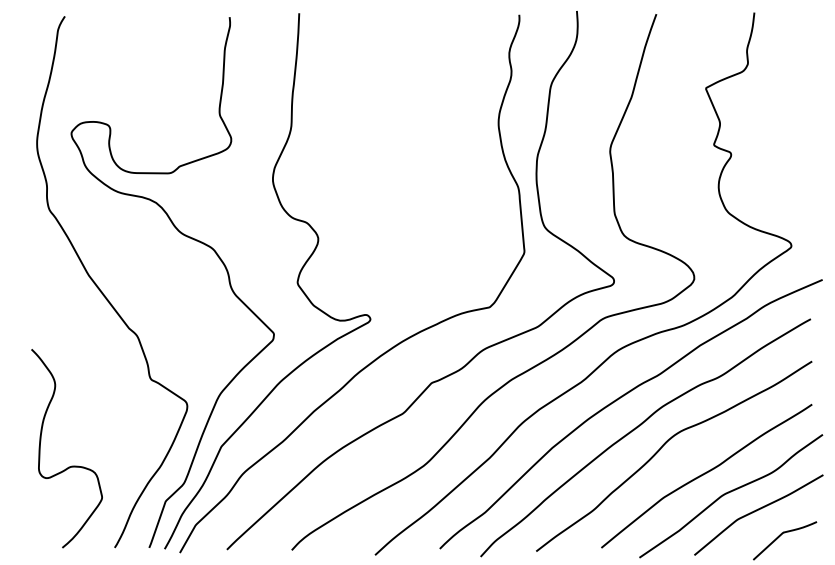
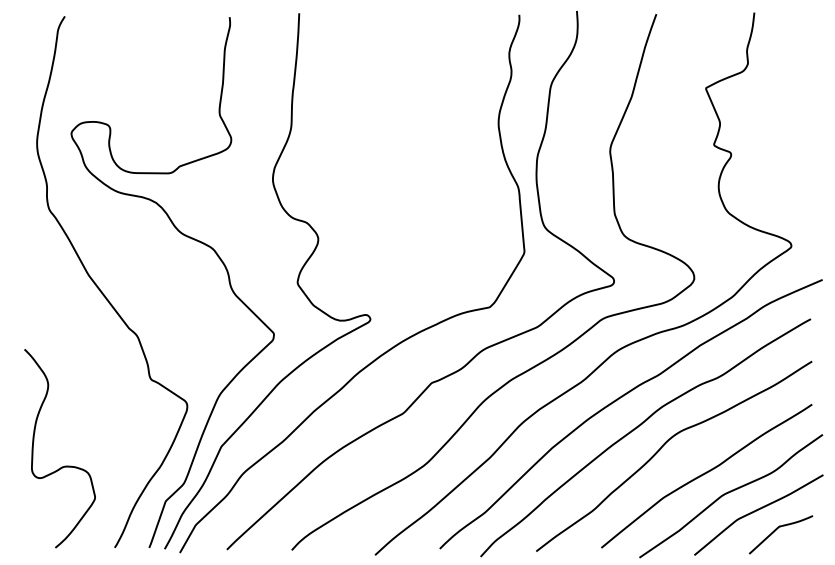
curve position: (71, 465) -> (64, 465) (64, 465)
curve position: (781, 535) -> (777, 529) (777, 529)
